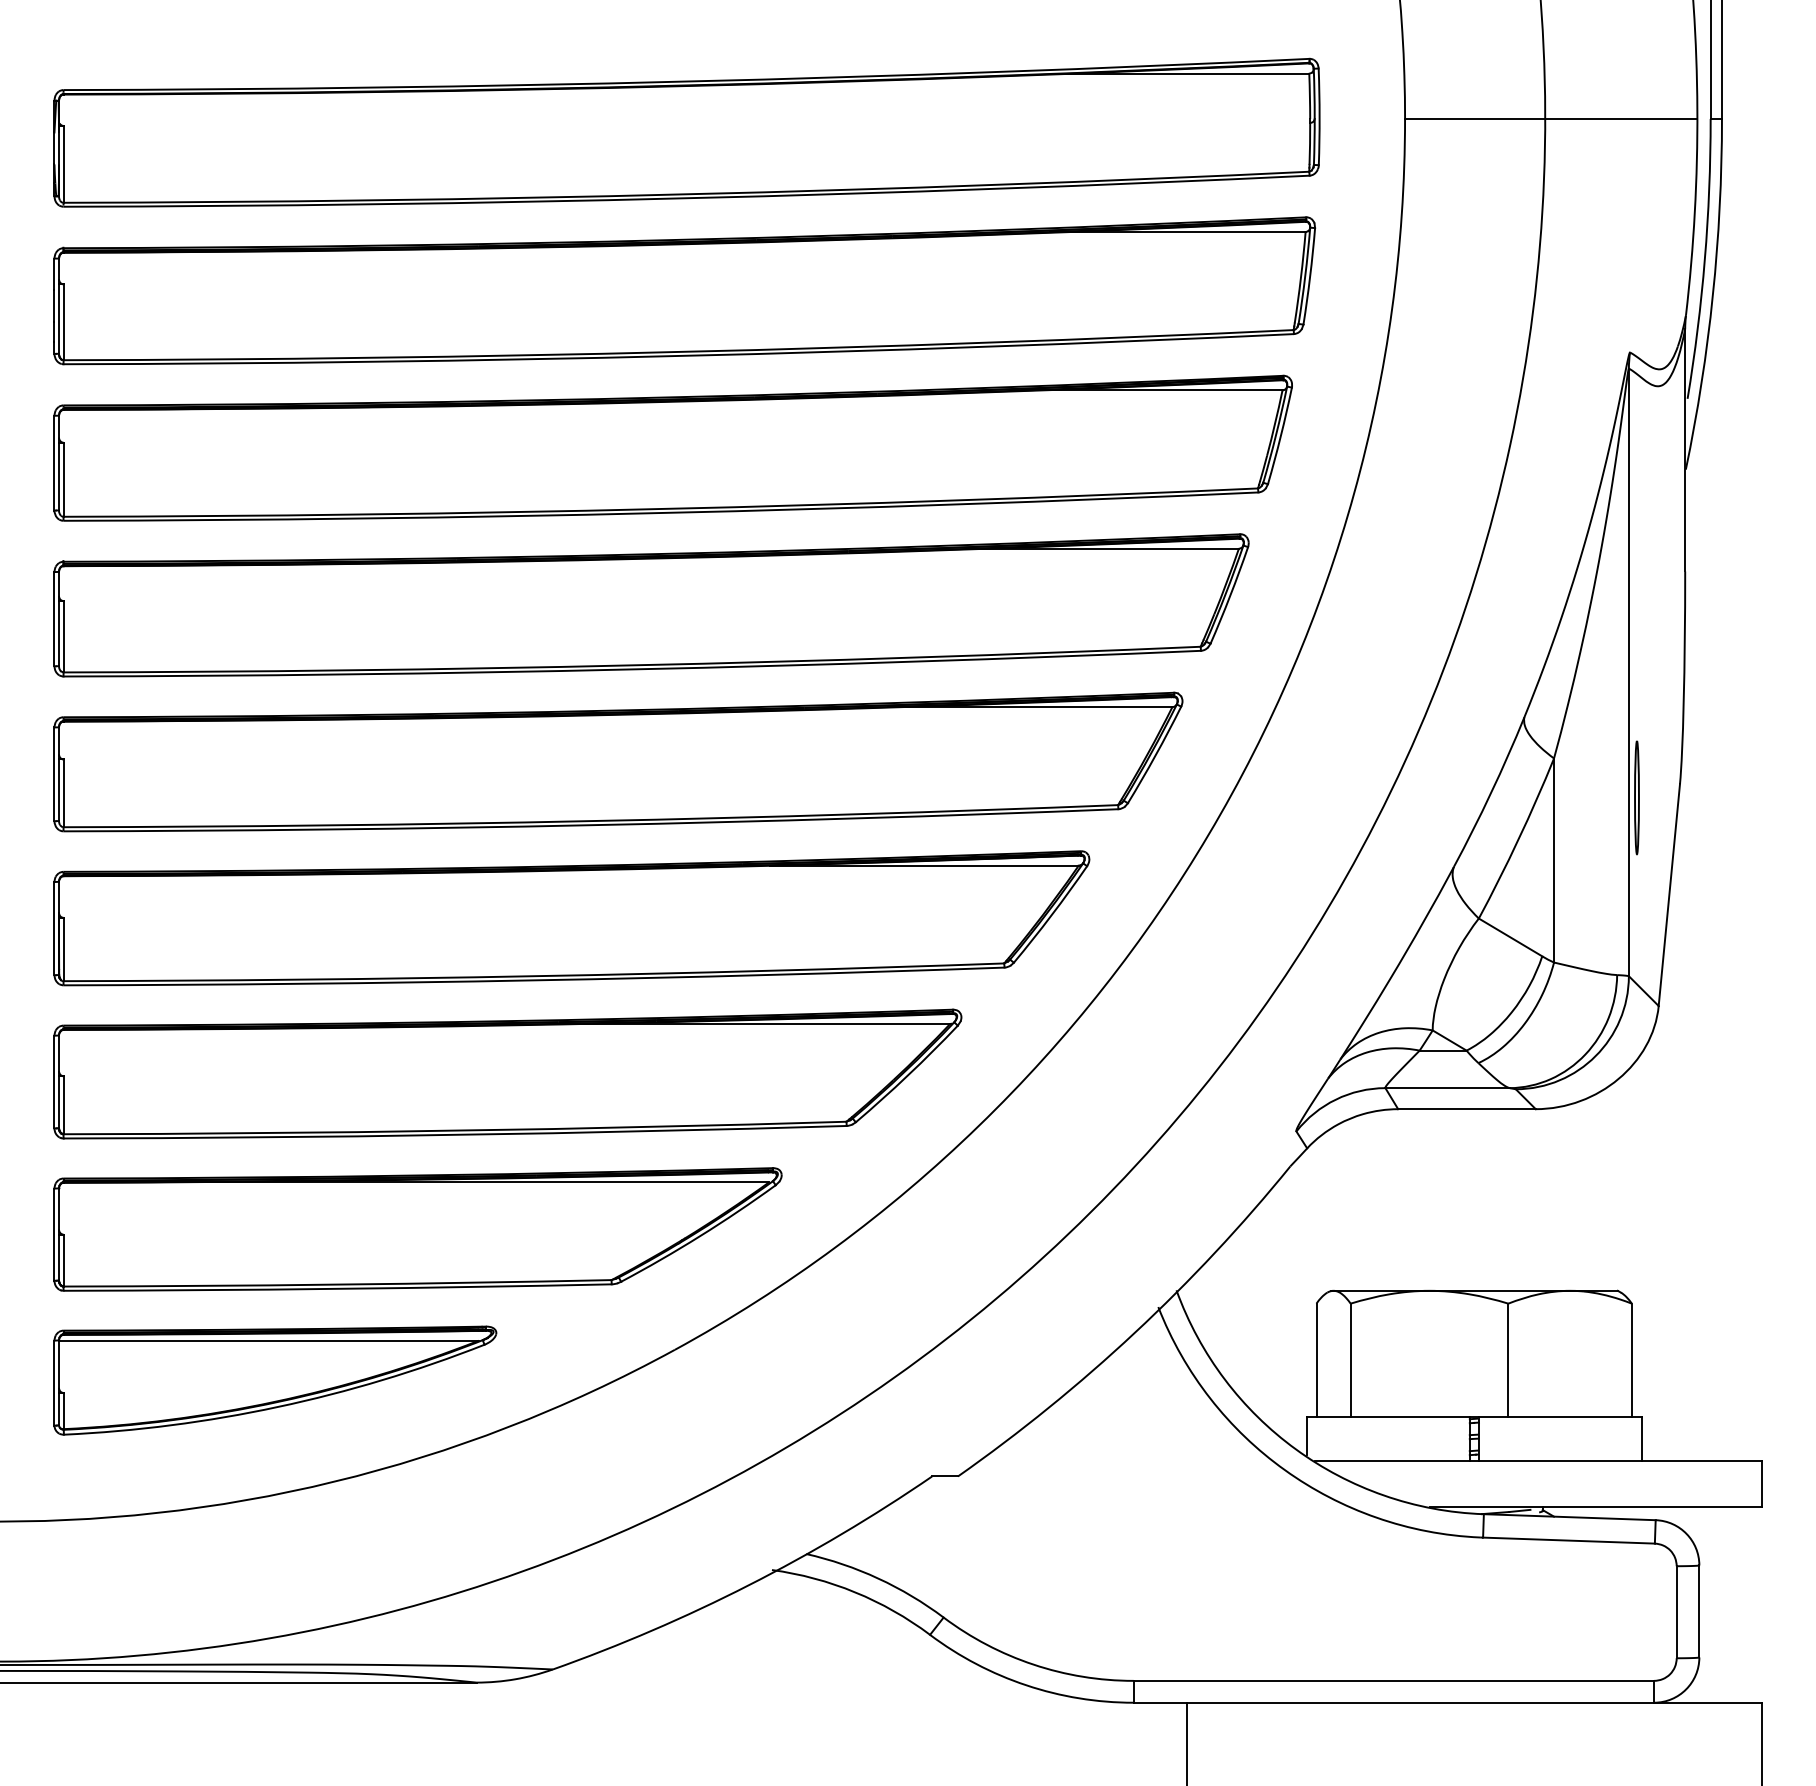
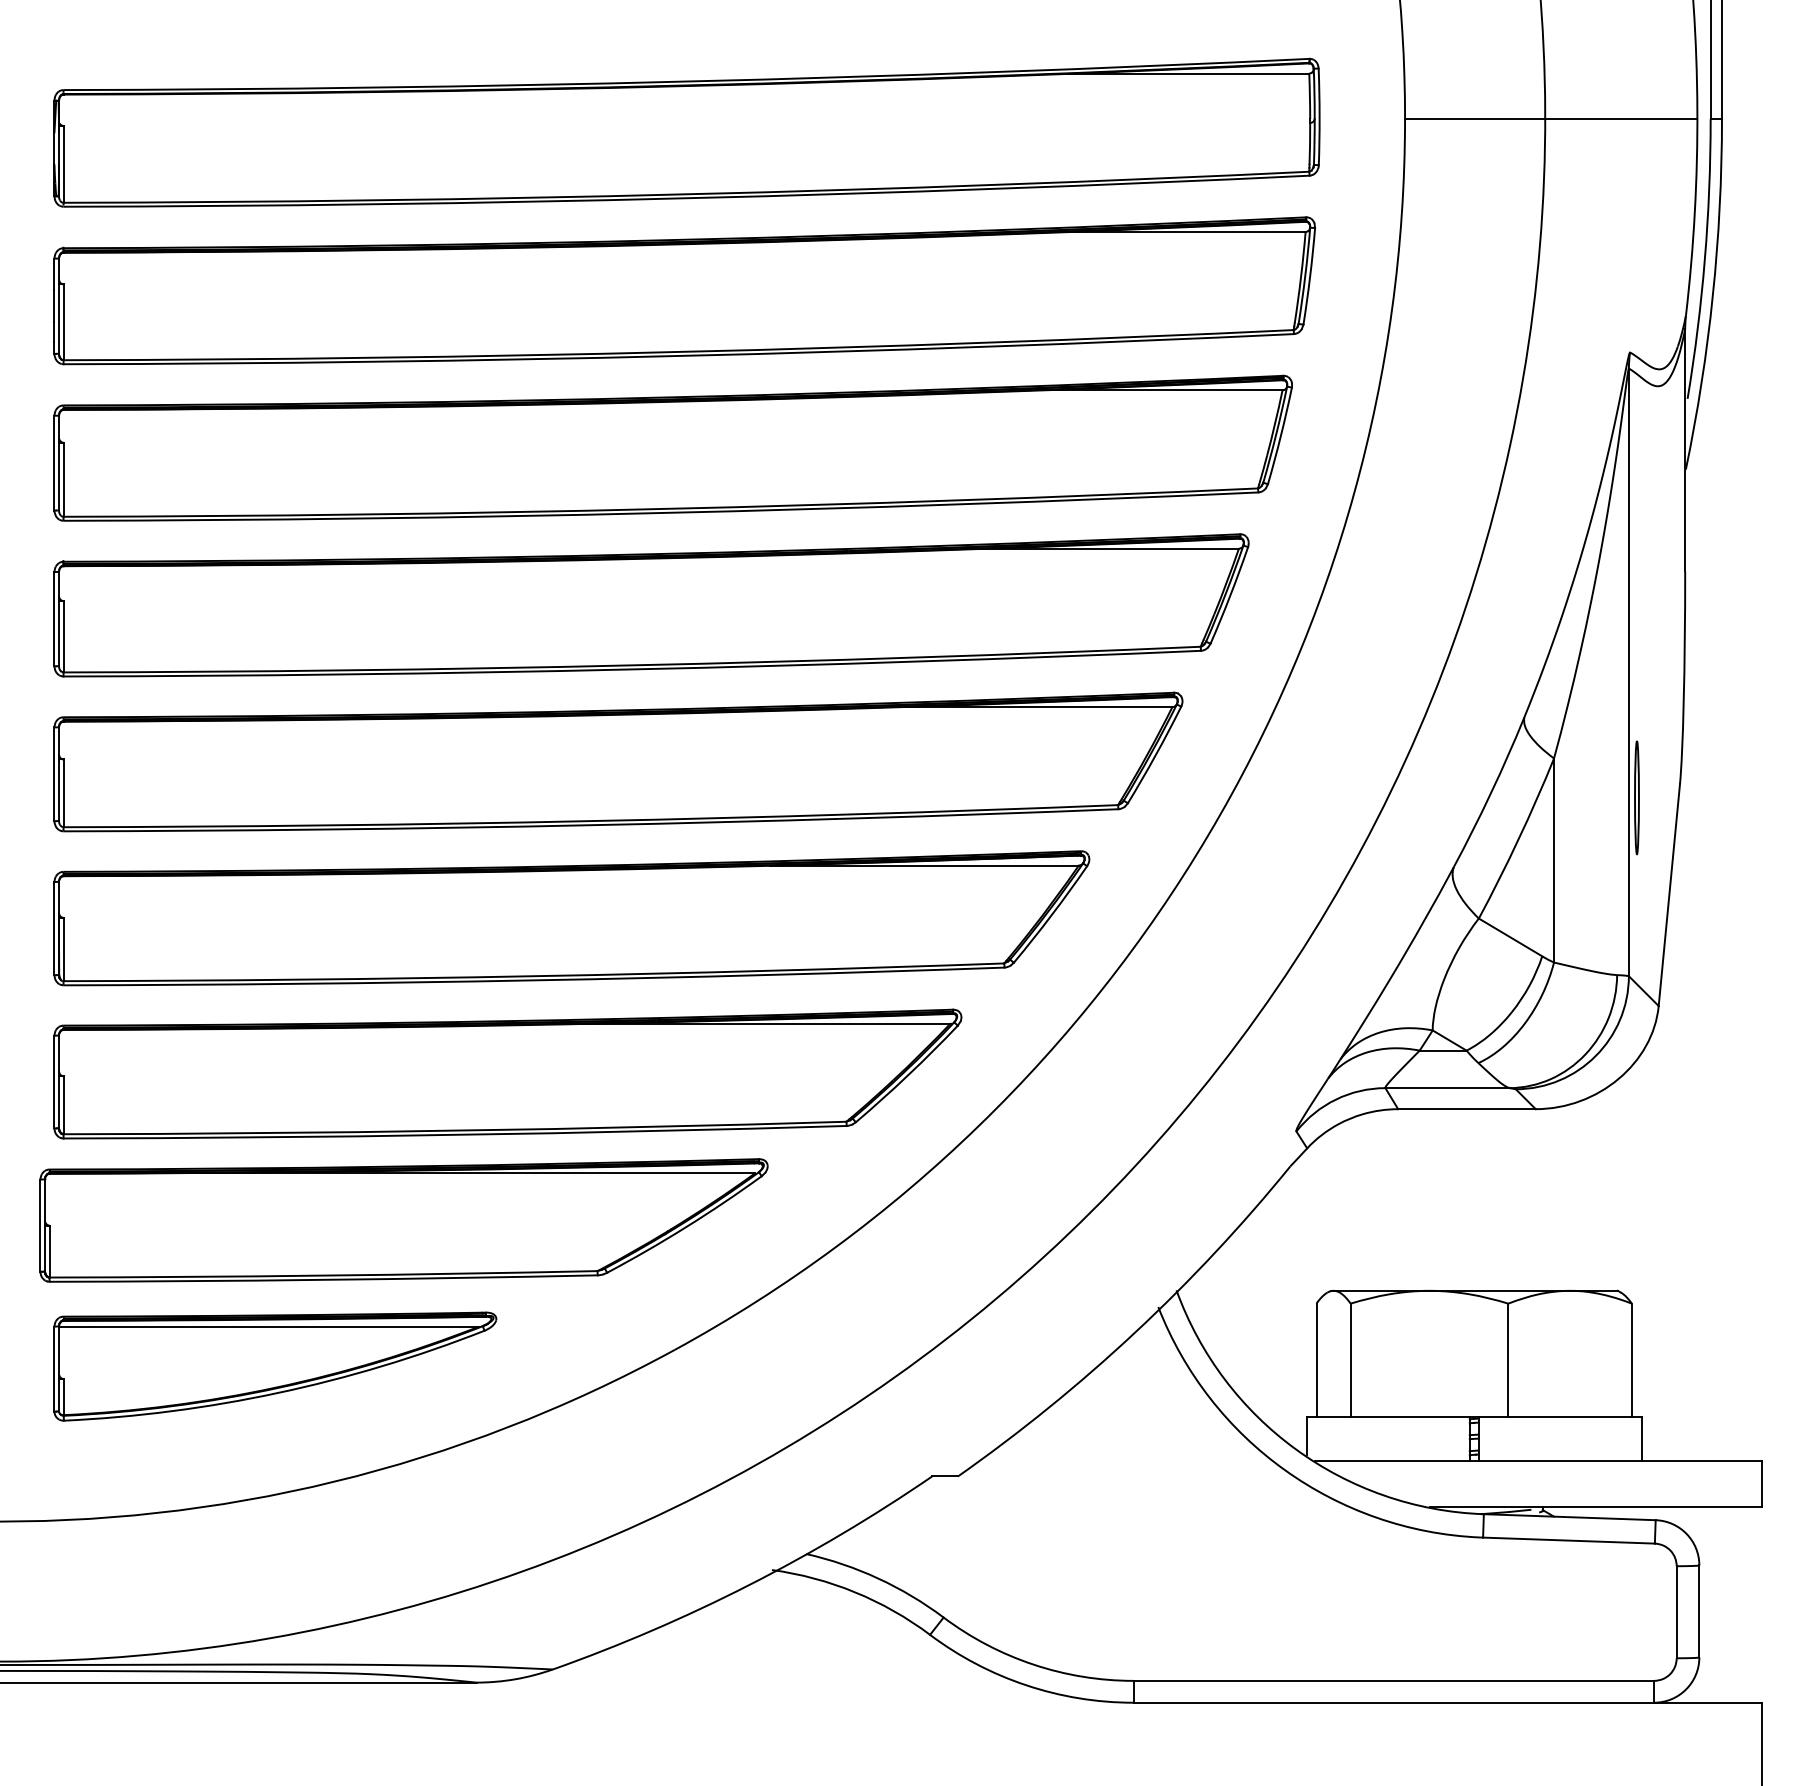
part position: (417, 1229) -> (403, 1220) (403, 1220)
part position: (275, 1380) -> (275, 1366) (275, 1366)
line: present -> none (1186, 1742)
